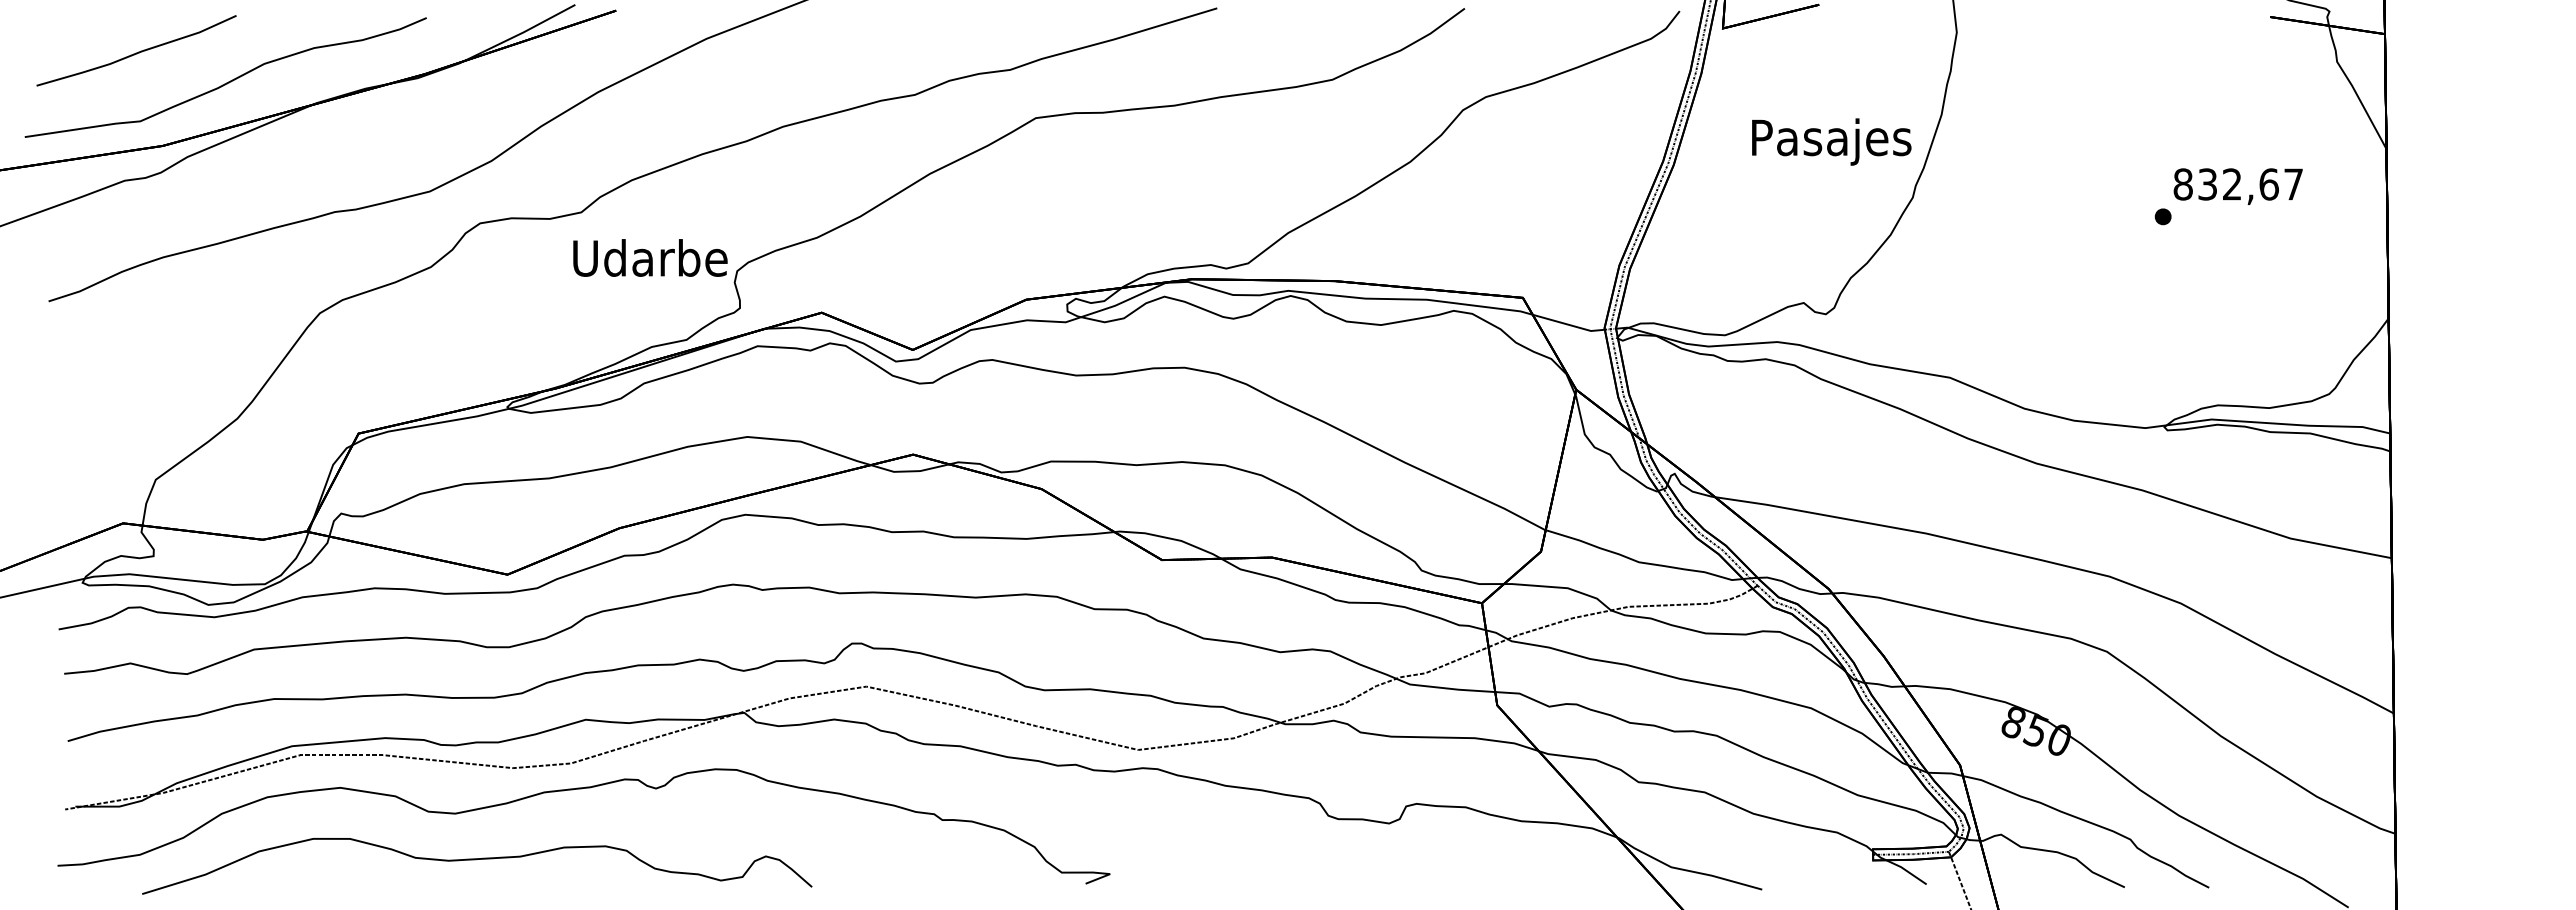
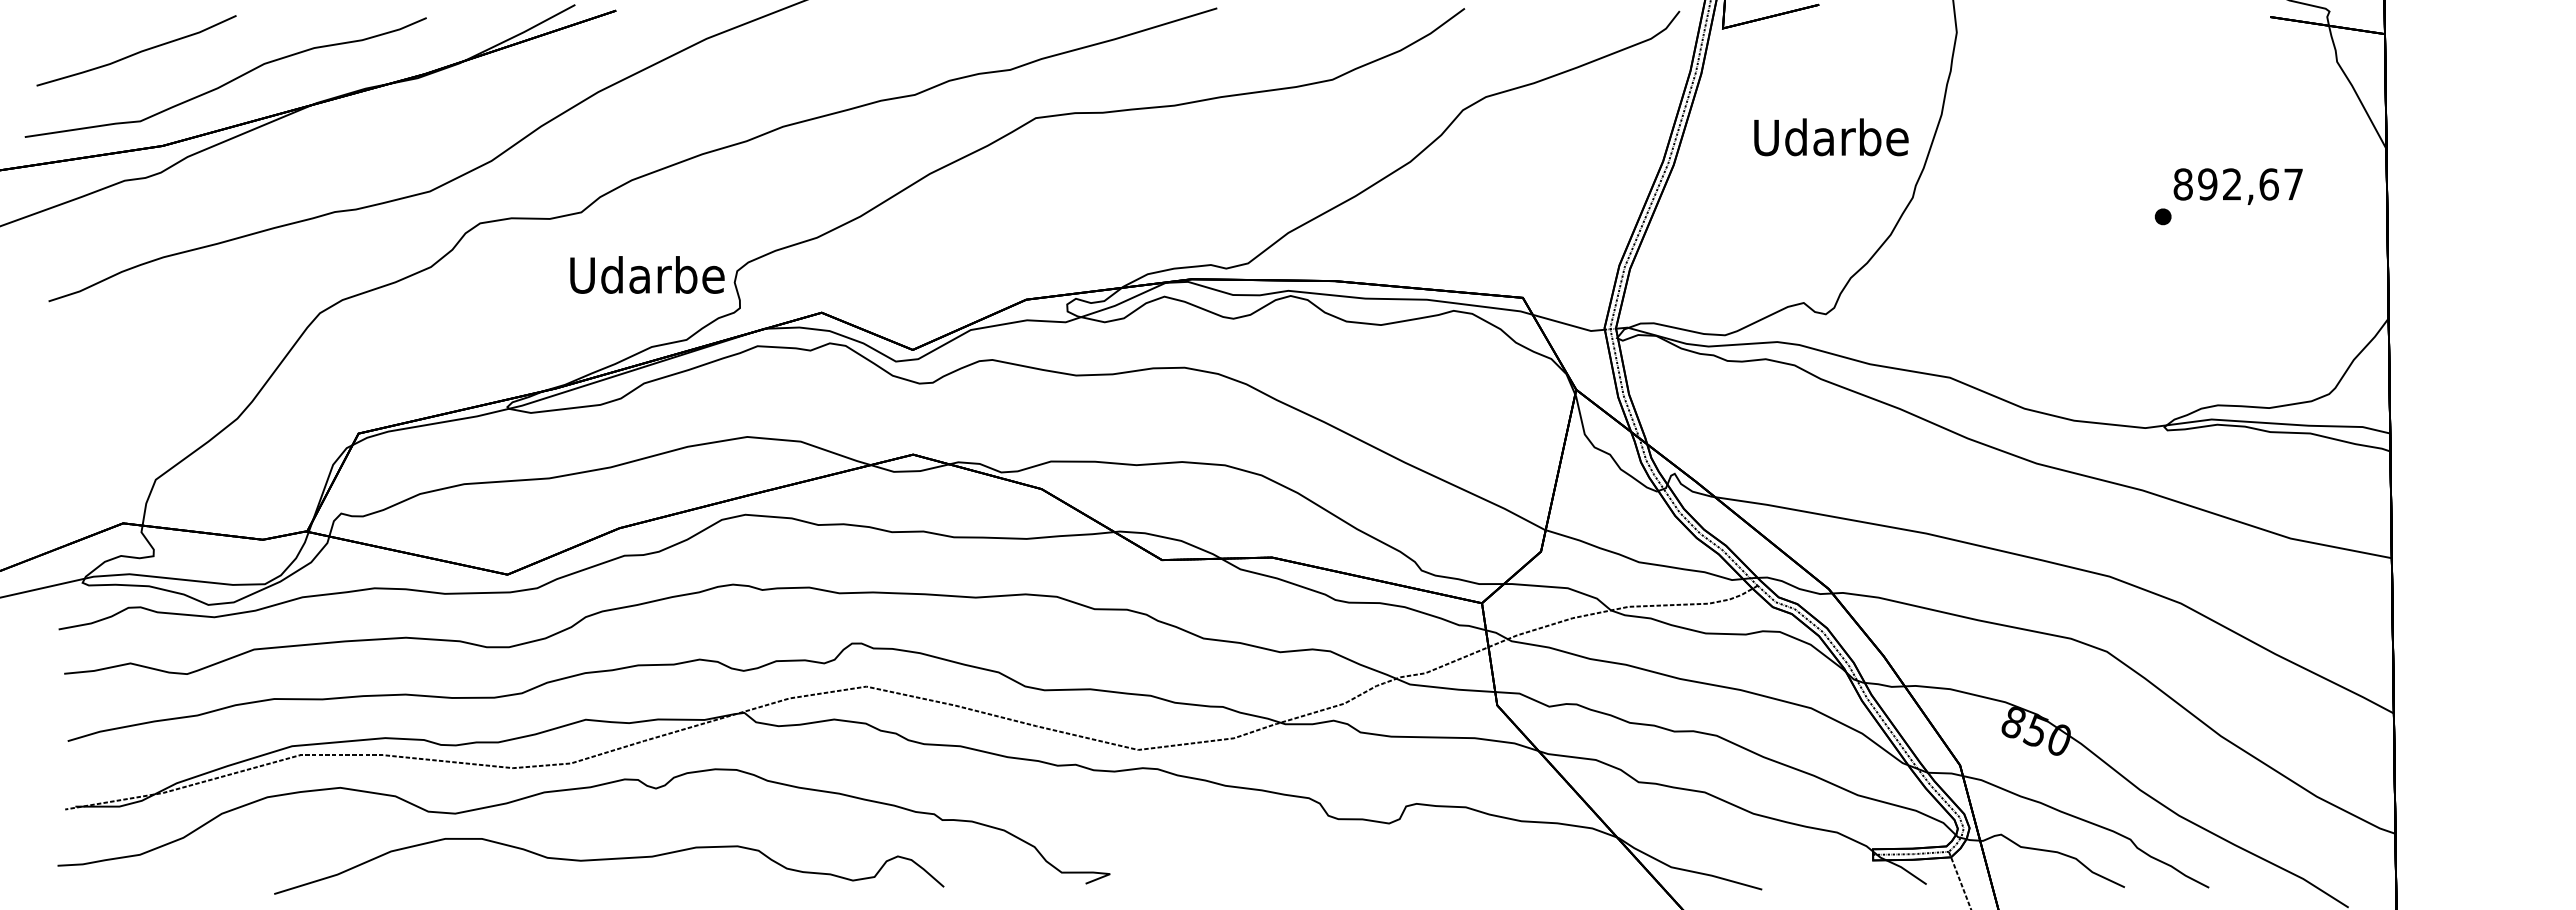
text: Pasajes -> Udarbe (1831, 141)
text: 832,67 -> 892,67 (2207, 184)
text position: (650, 257) -> (647, 274) (647, 274)
part position: (476, 860) -> (608, 860) (608, 860)
